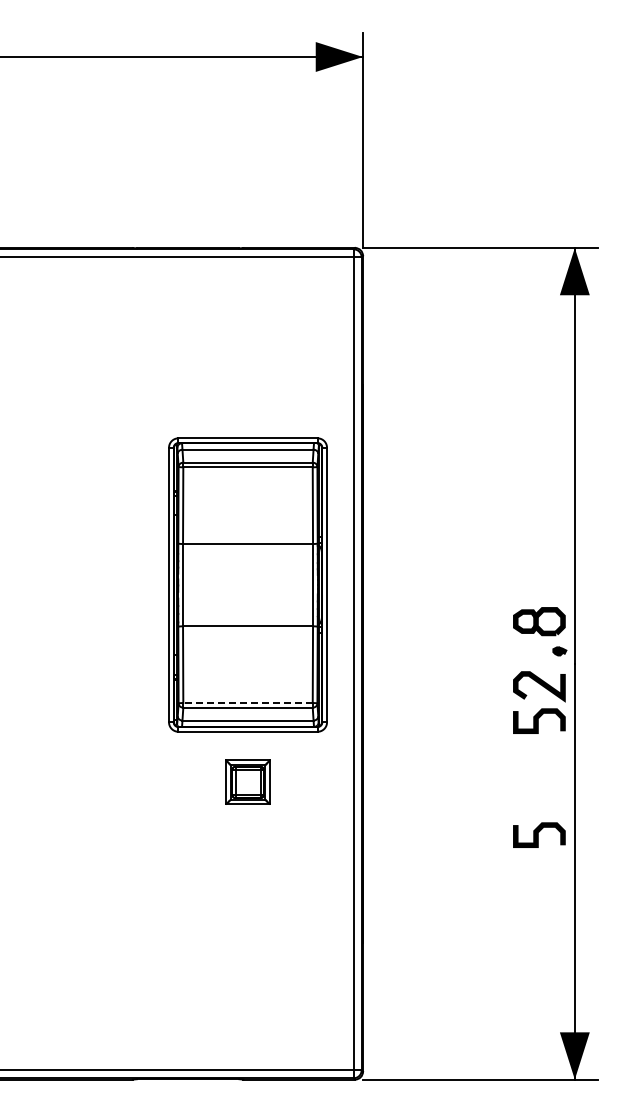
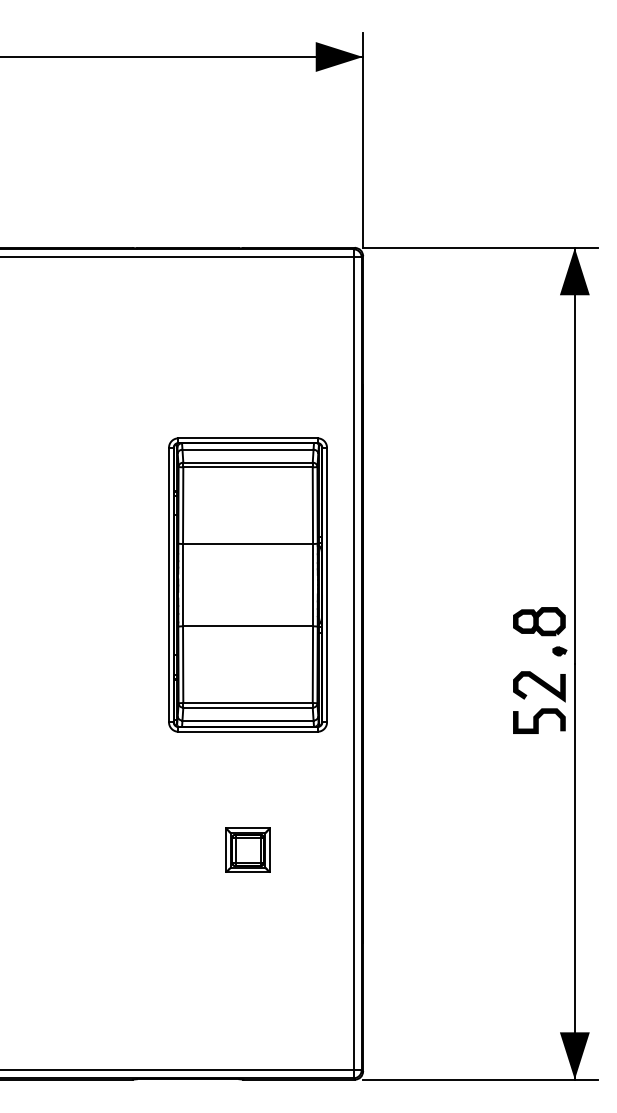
line: dashed -> solid (248, 703)
part position: (247, 781) -> (247, 849) (247, 849)
curve: present -> none (538, 834)
